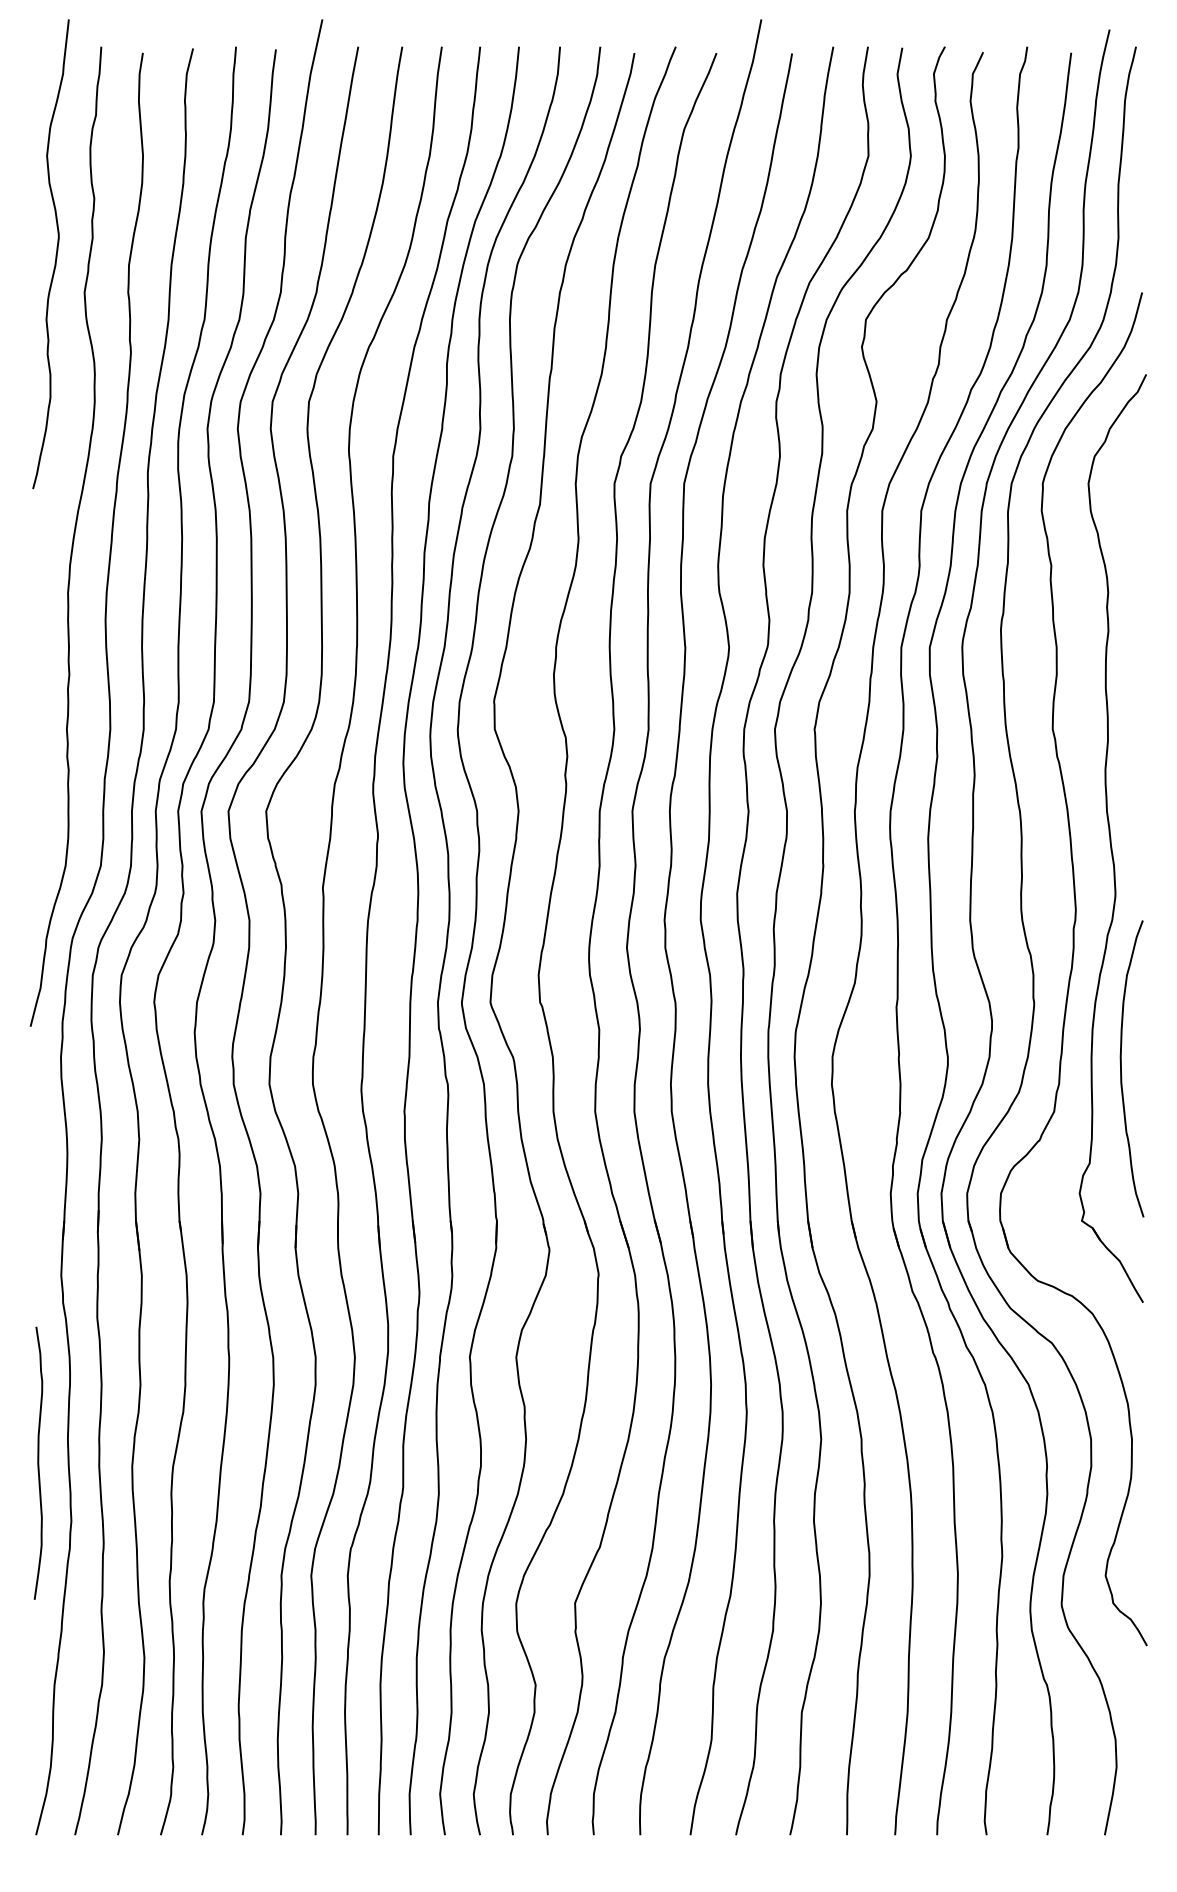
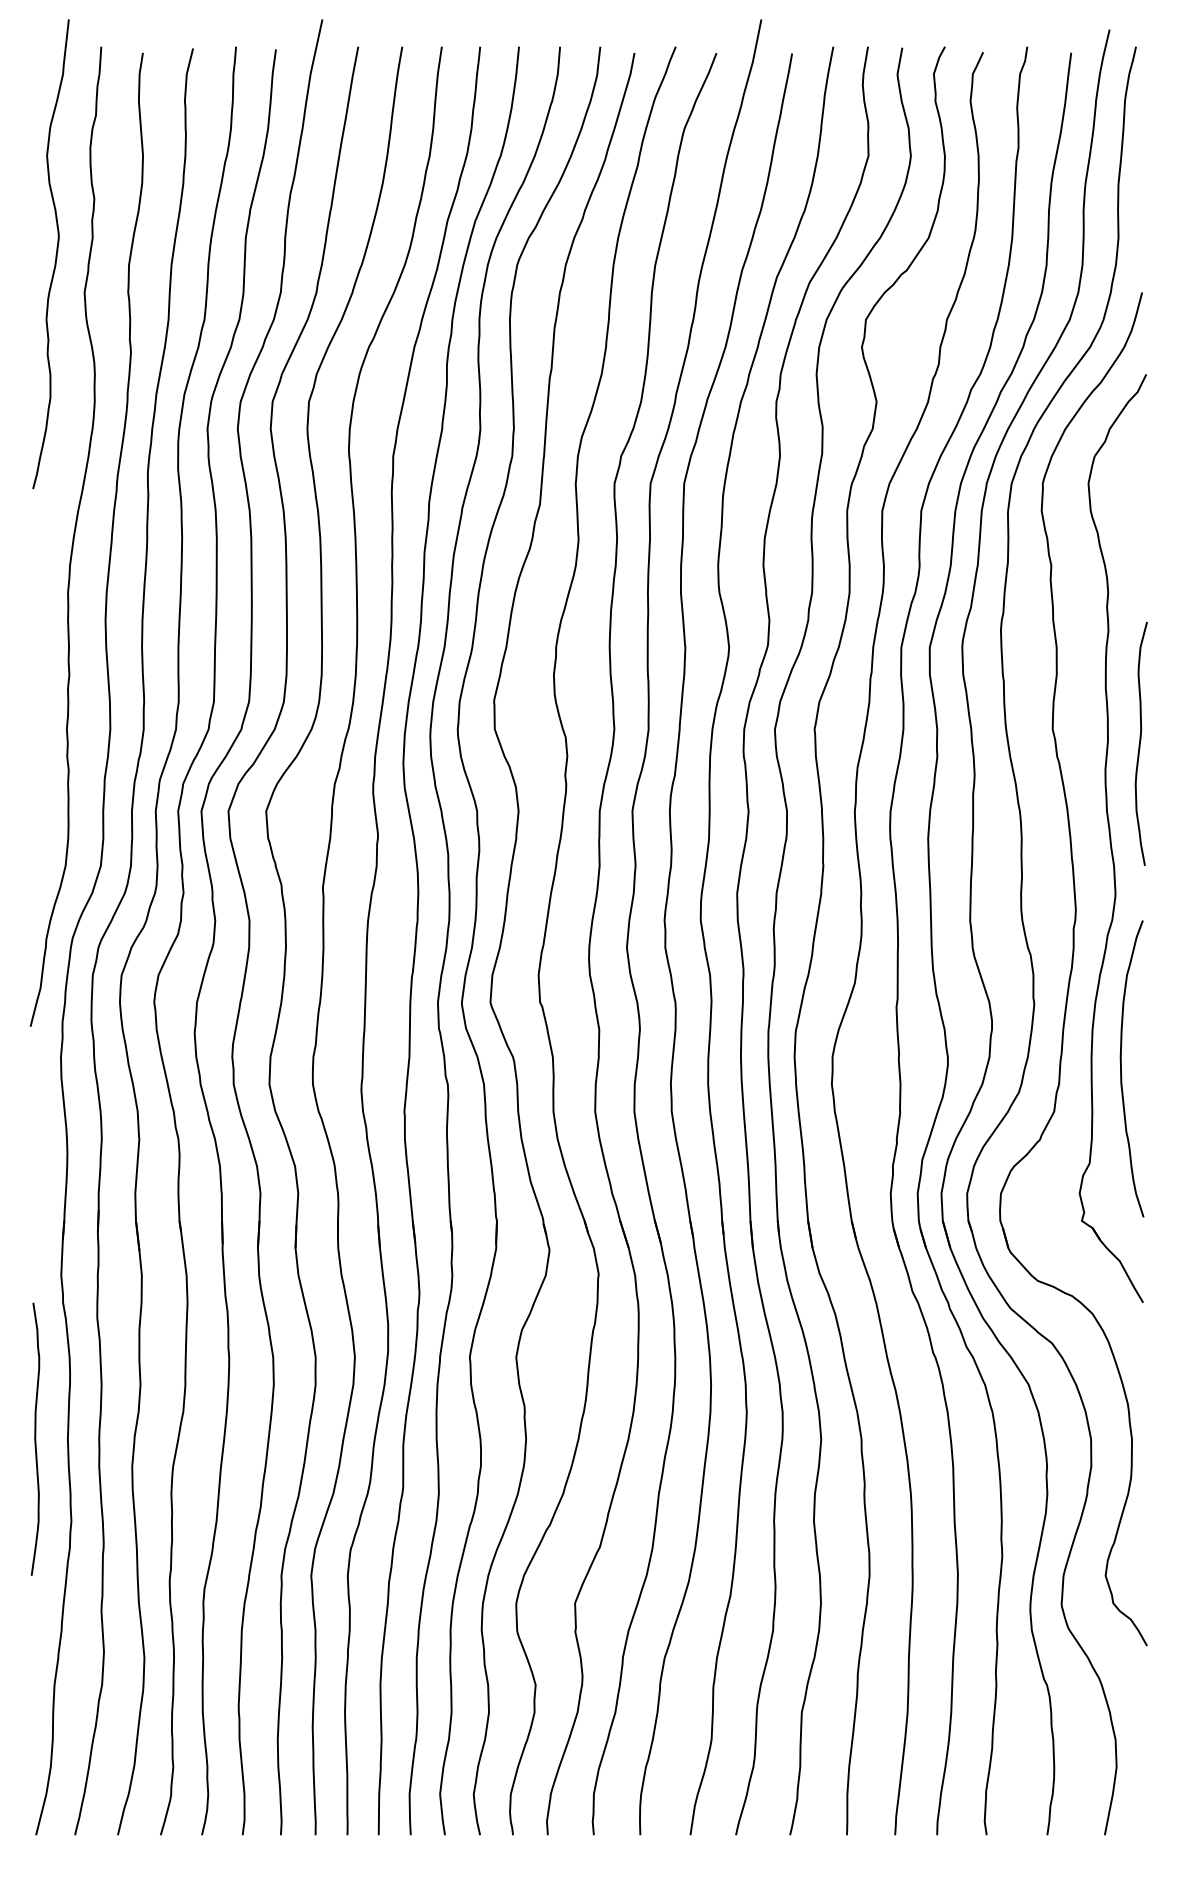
curve: none -> present (1140, 743)
curve position: (38, 1462) -> (35, 1438) (35, 1438)
